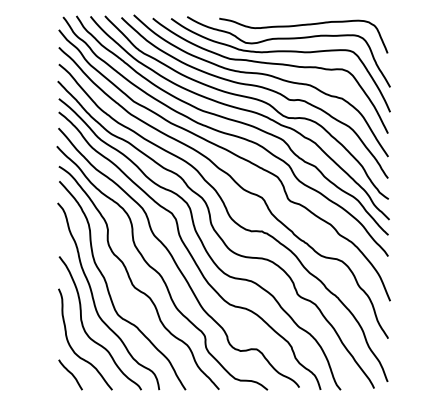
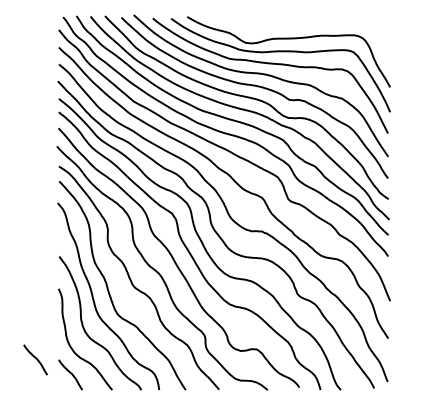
curve: present -> none (300, 26)
curve: none -> present (35, 358)
